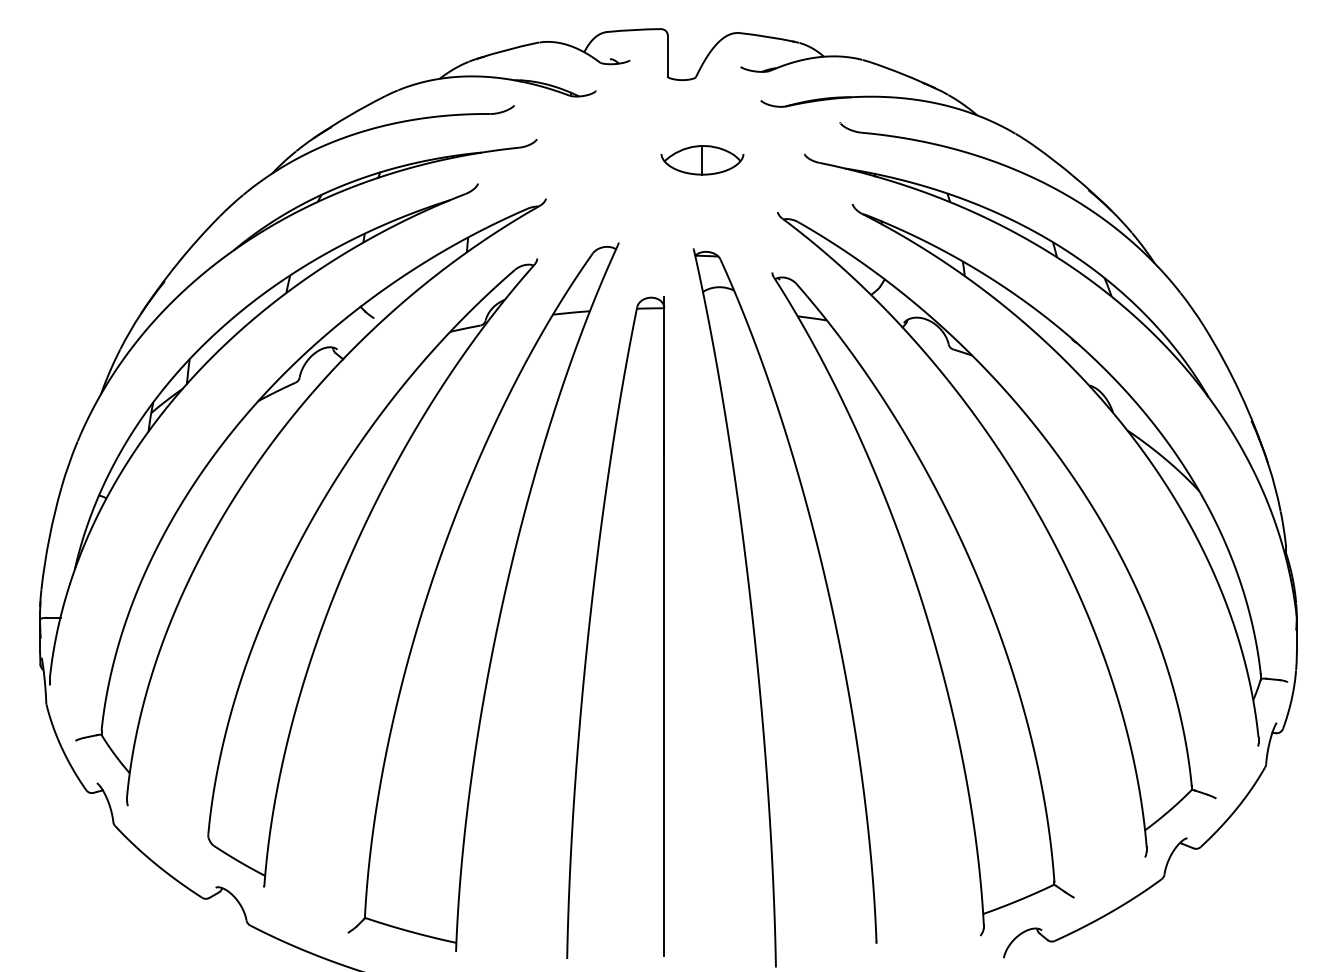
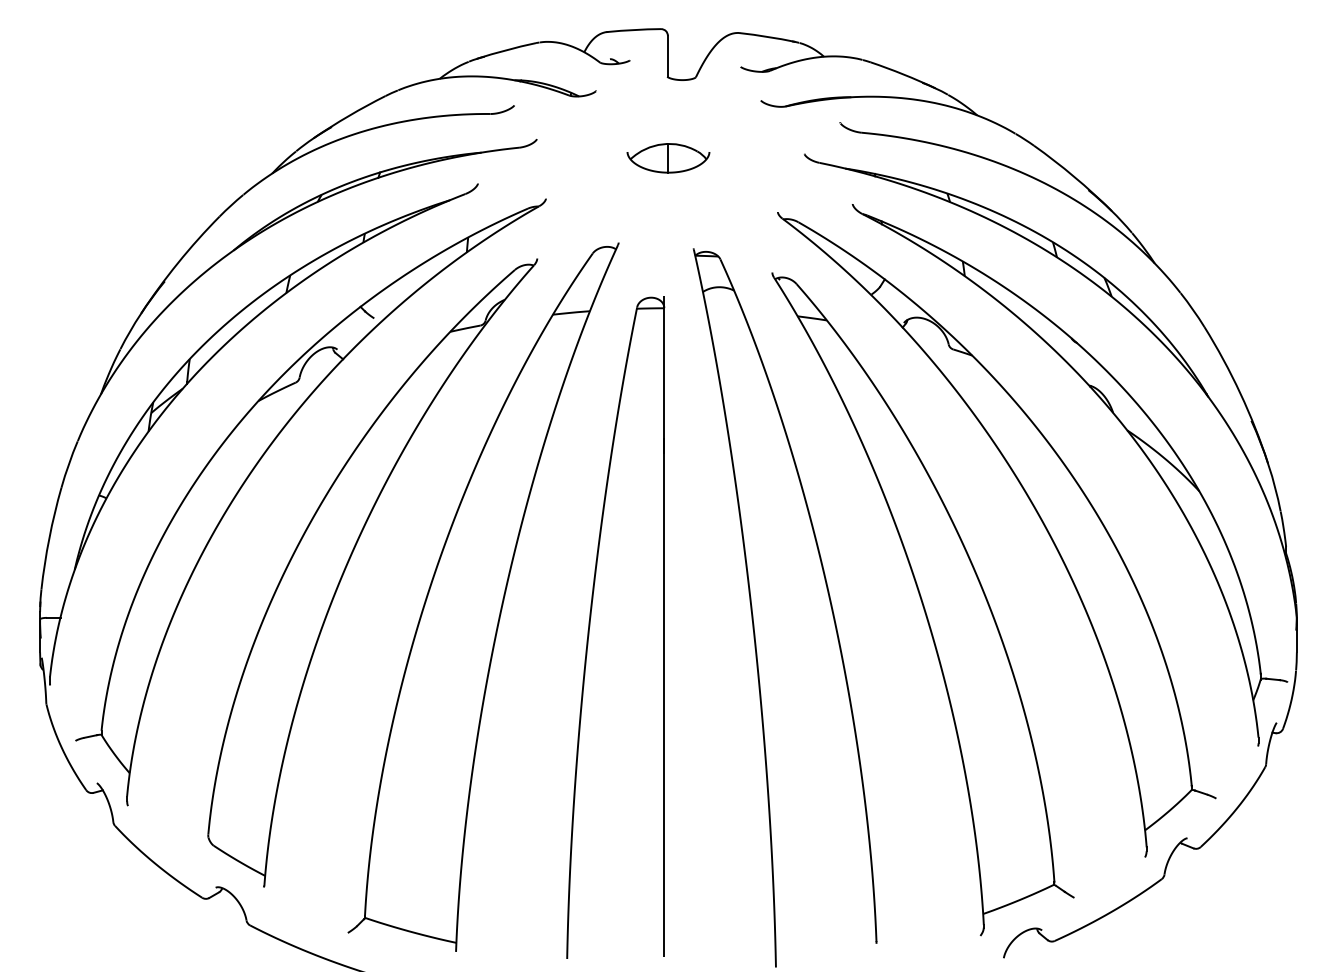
part position: (702, 160) -> (668, 158) (668, 158)
